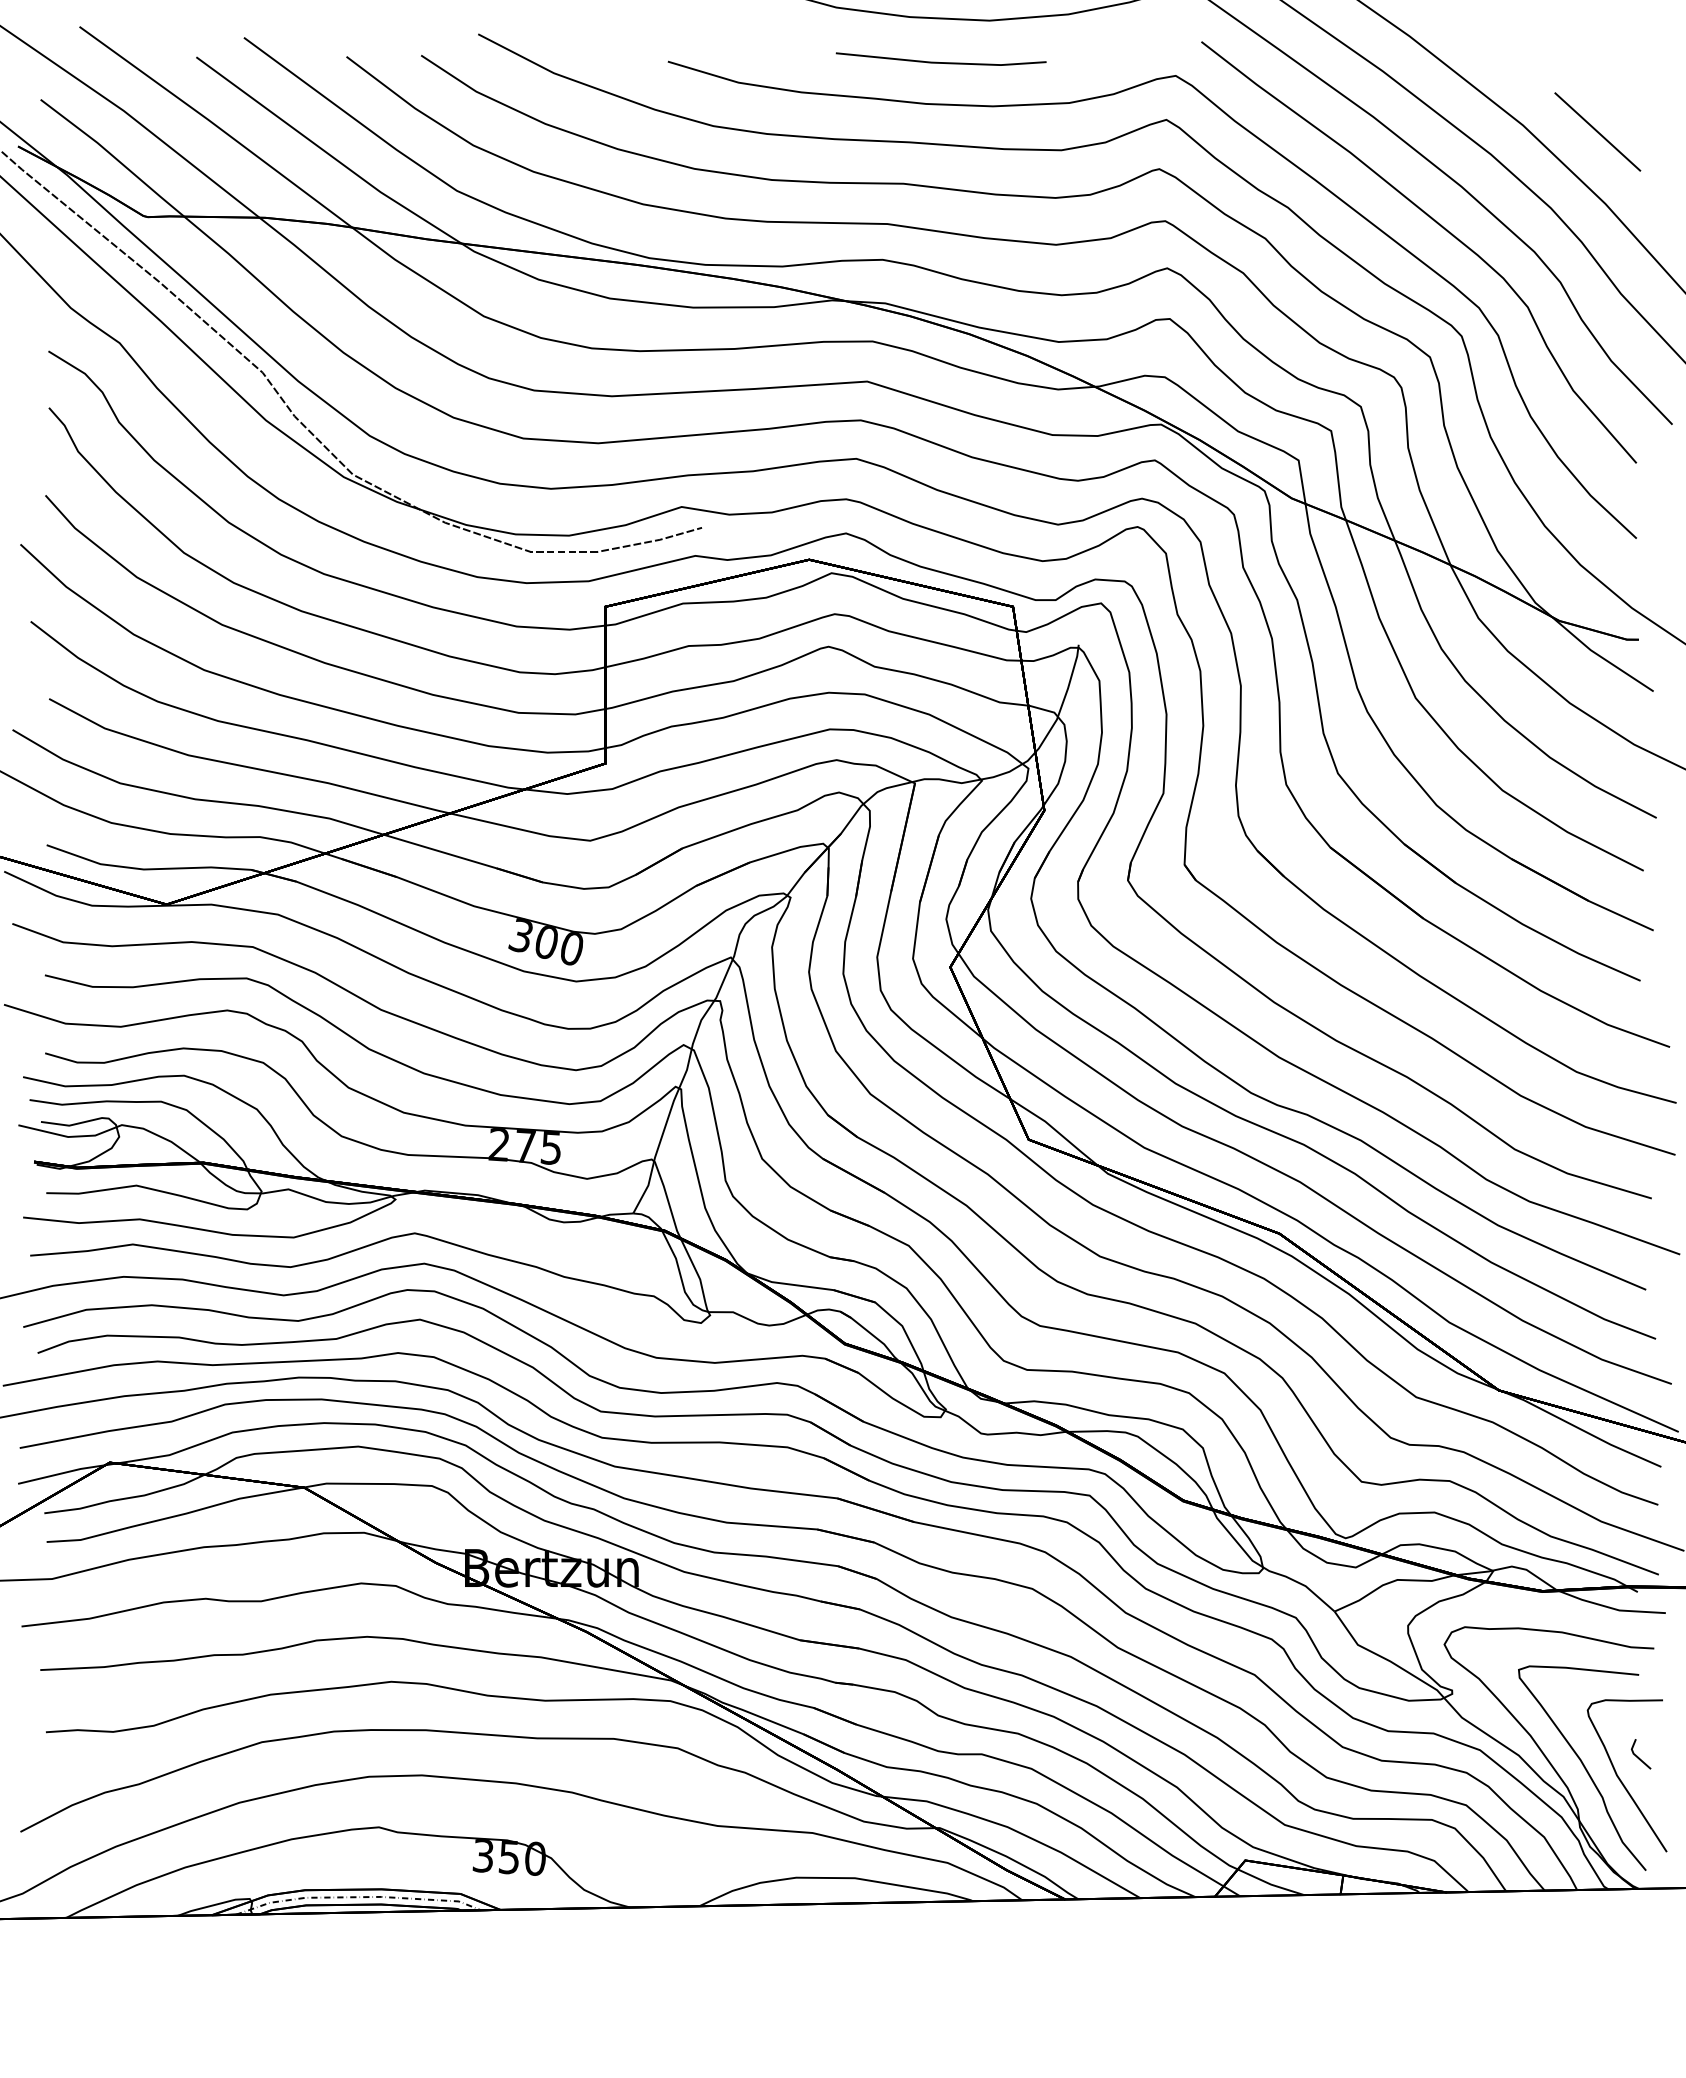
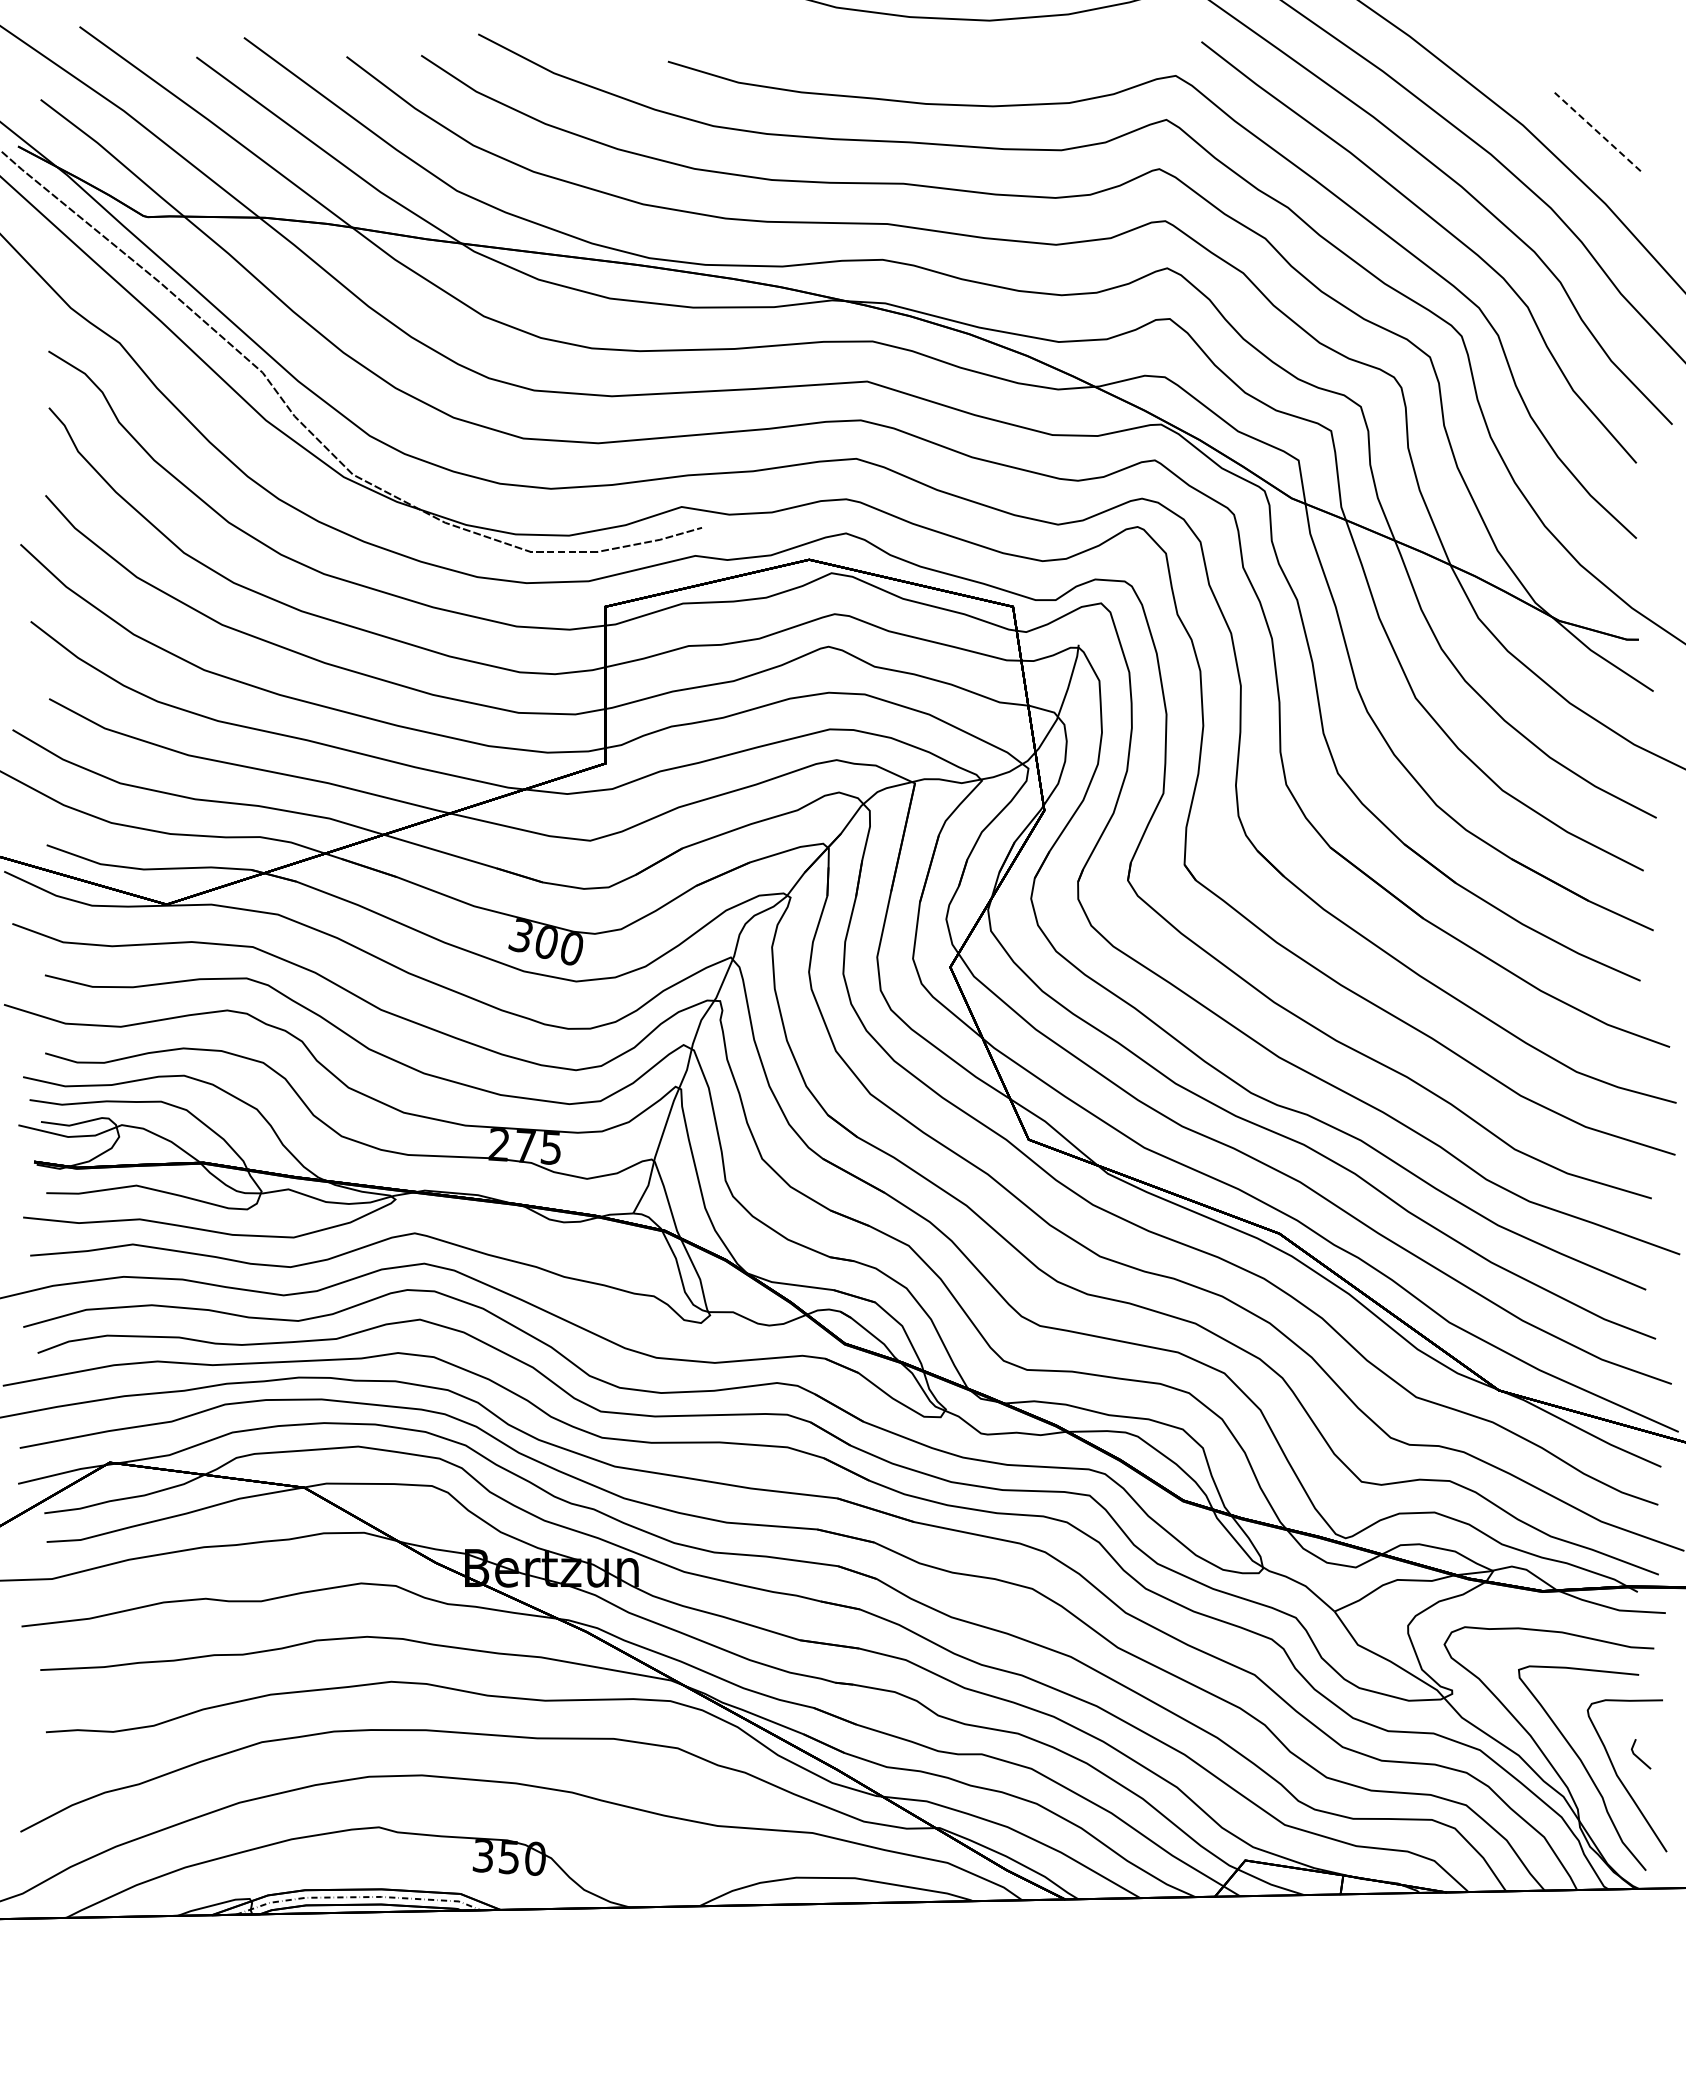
line: present -> none (940, 62)
line: solid -> dashed (1597, 131)
